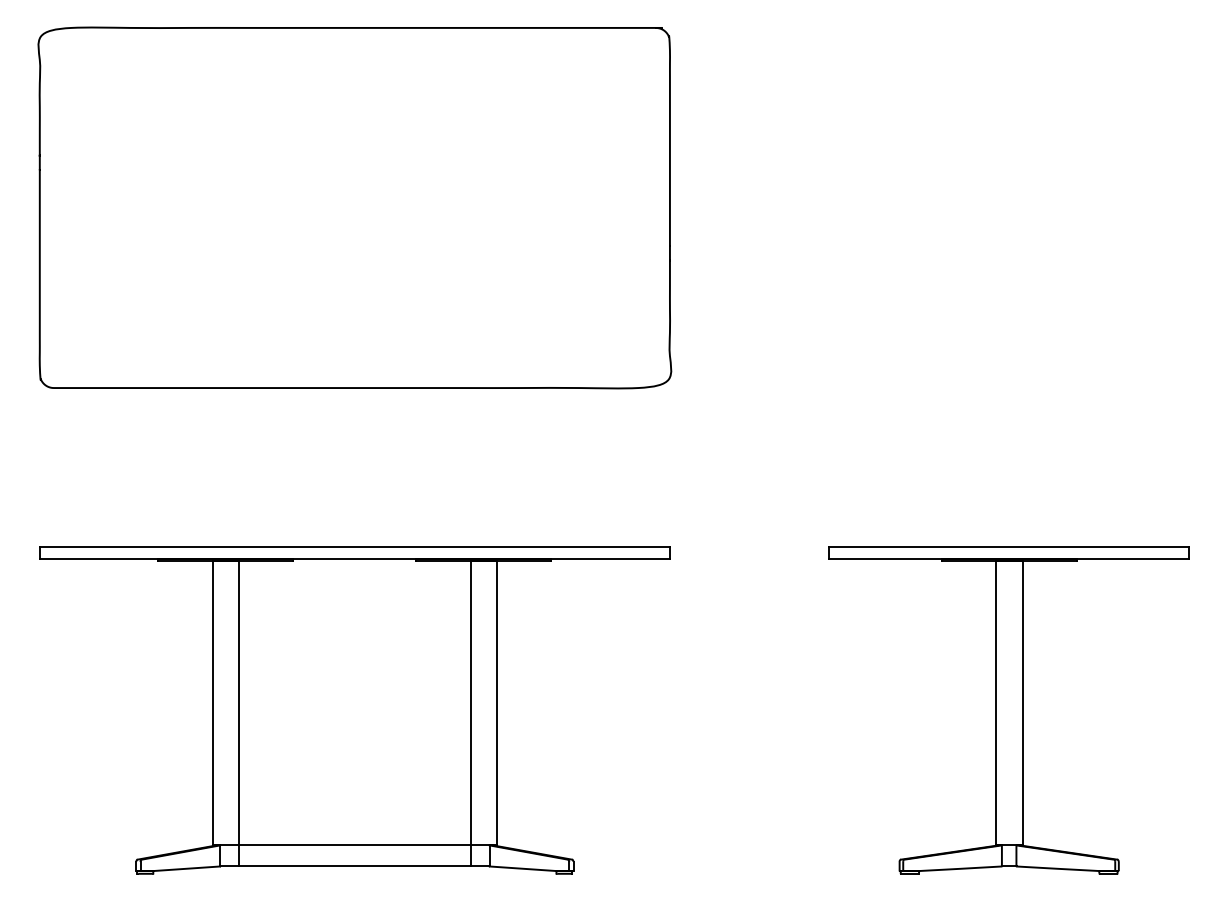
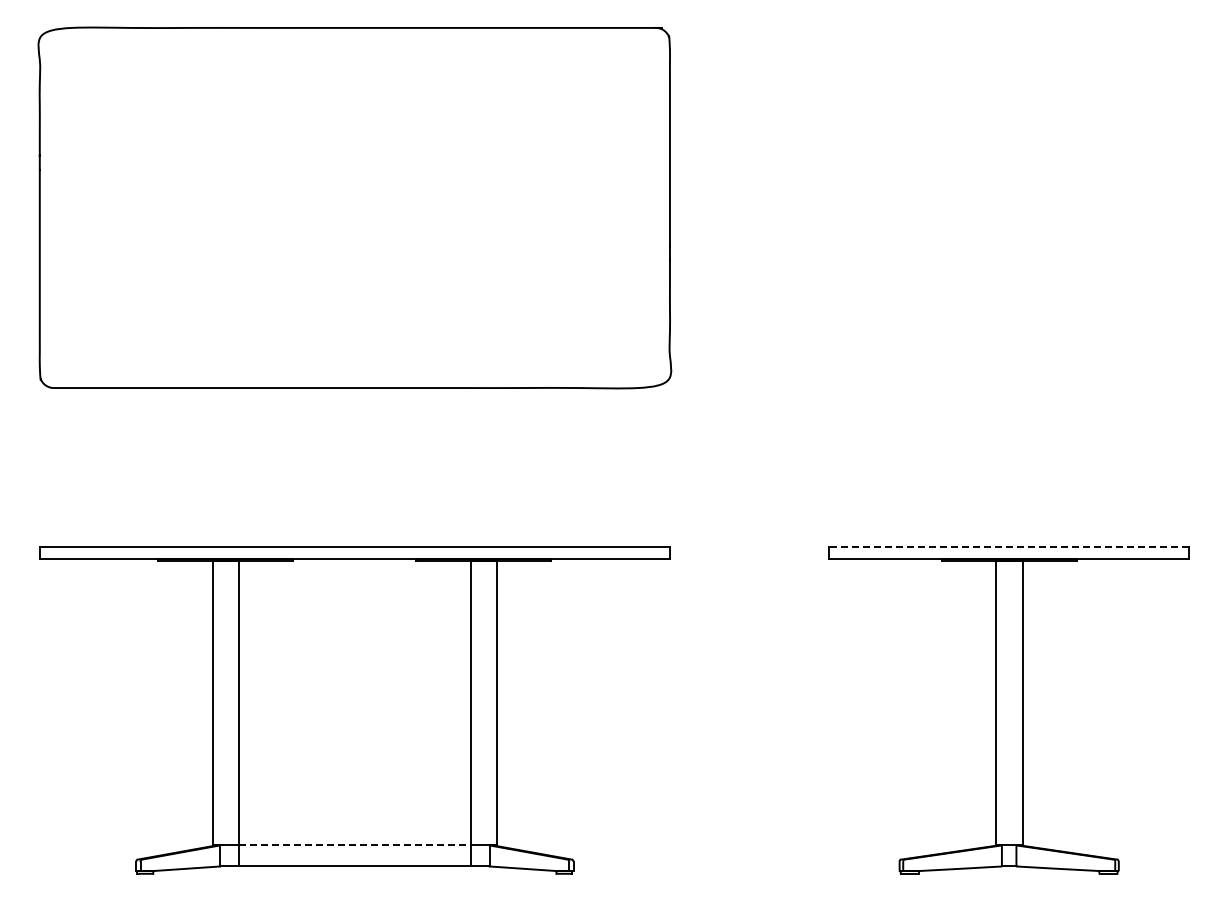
line: solid -> dashed (1008, 547)
line: solid -> dashed (354, 845)
